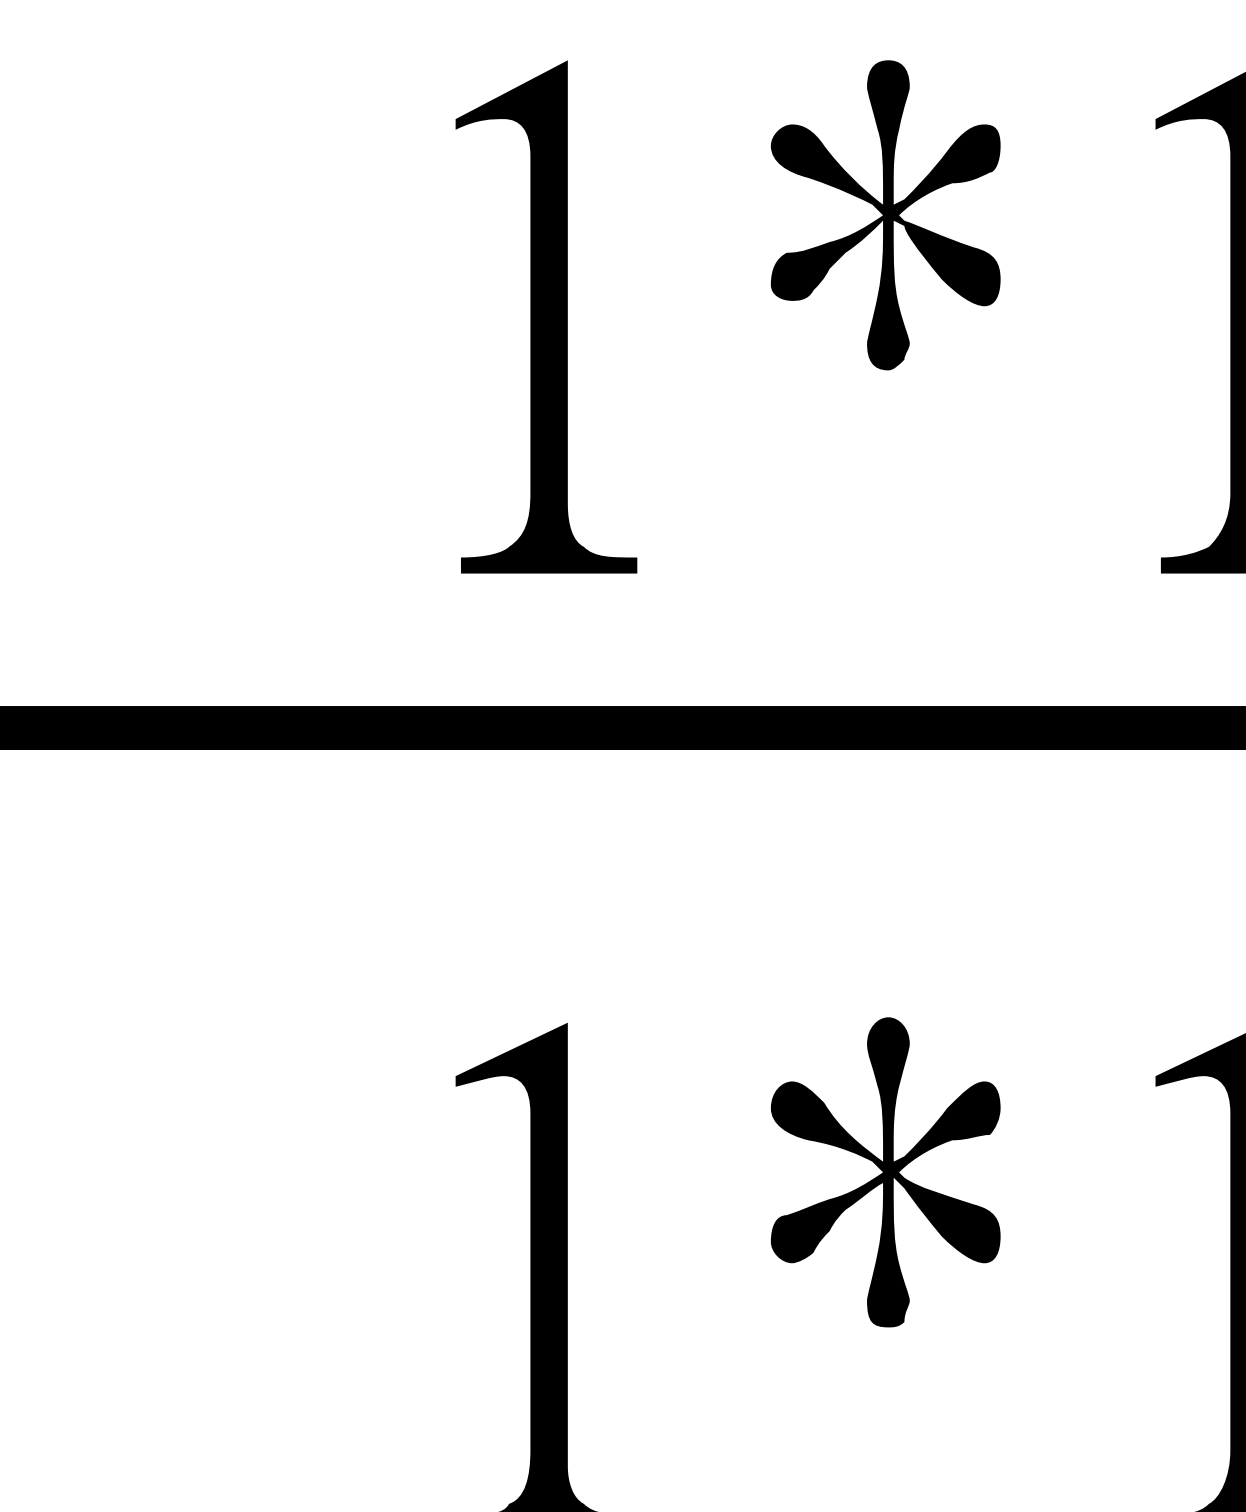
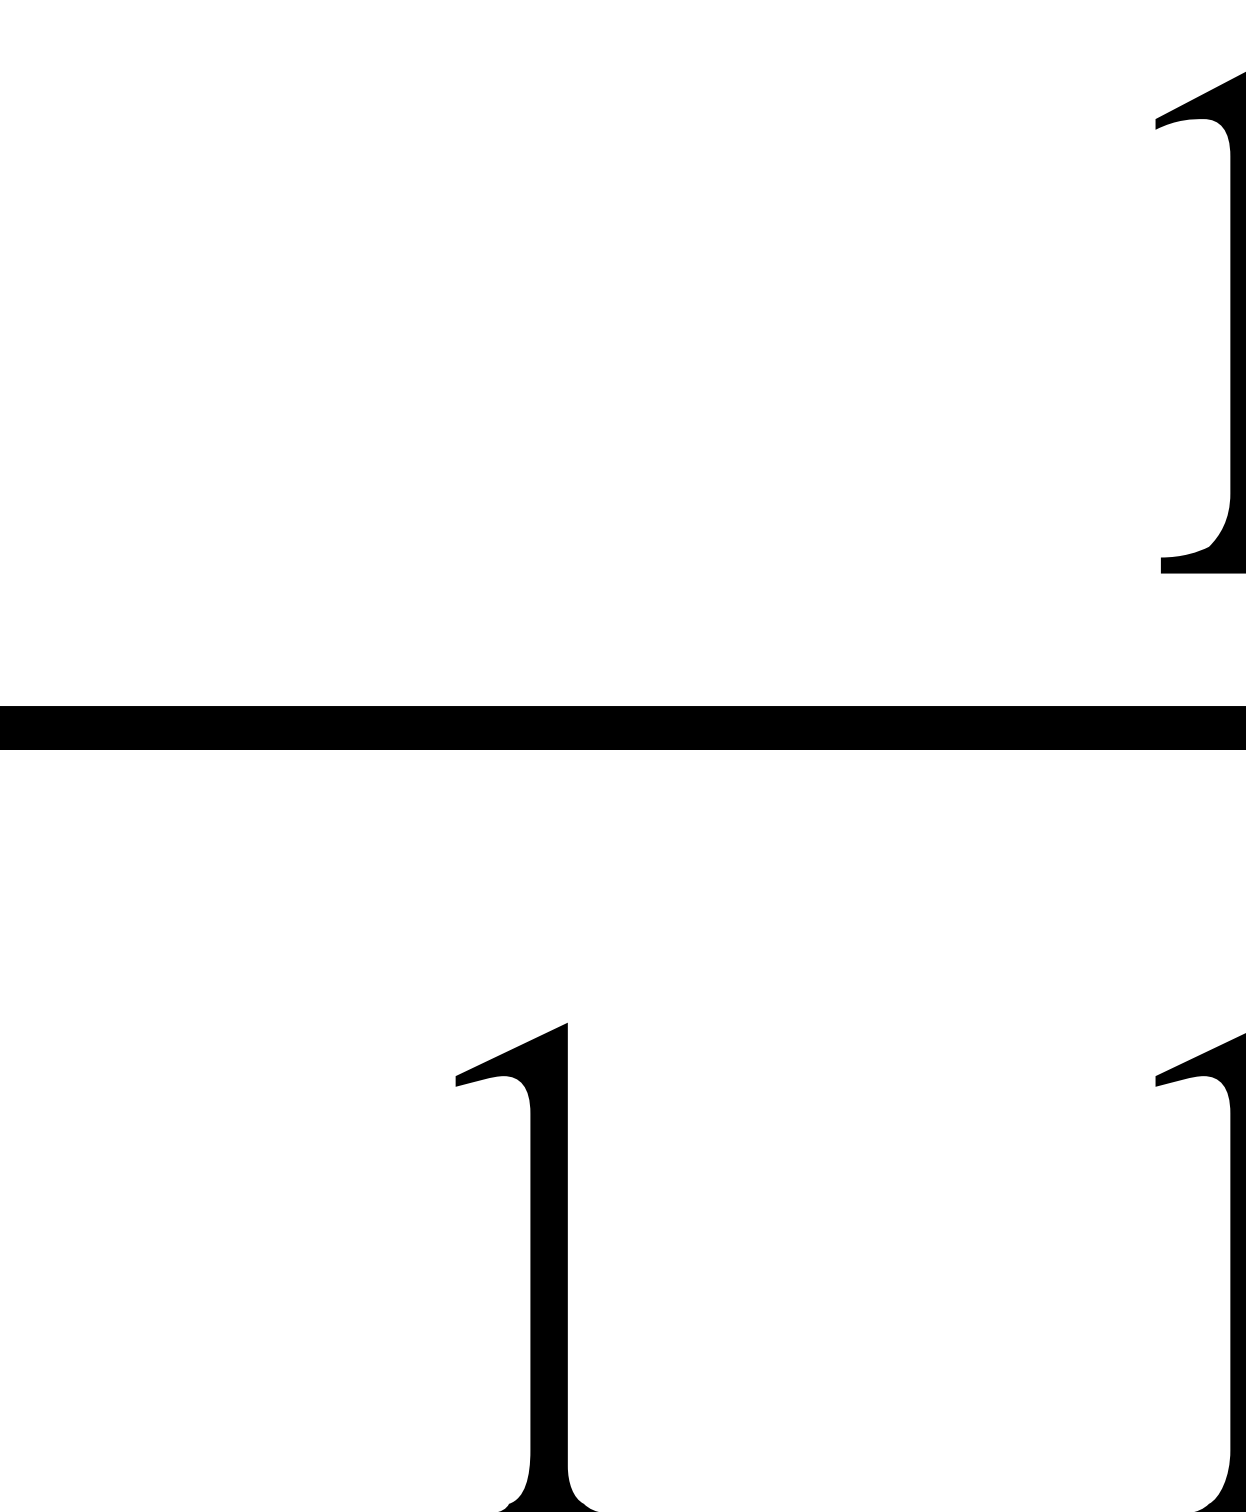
part: present -> none (885, 215)
fill: present -> none (546, 316)
fill: present -> none (885, 1172)
